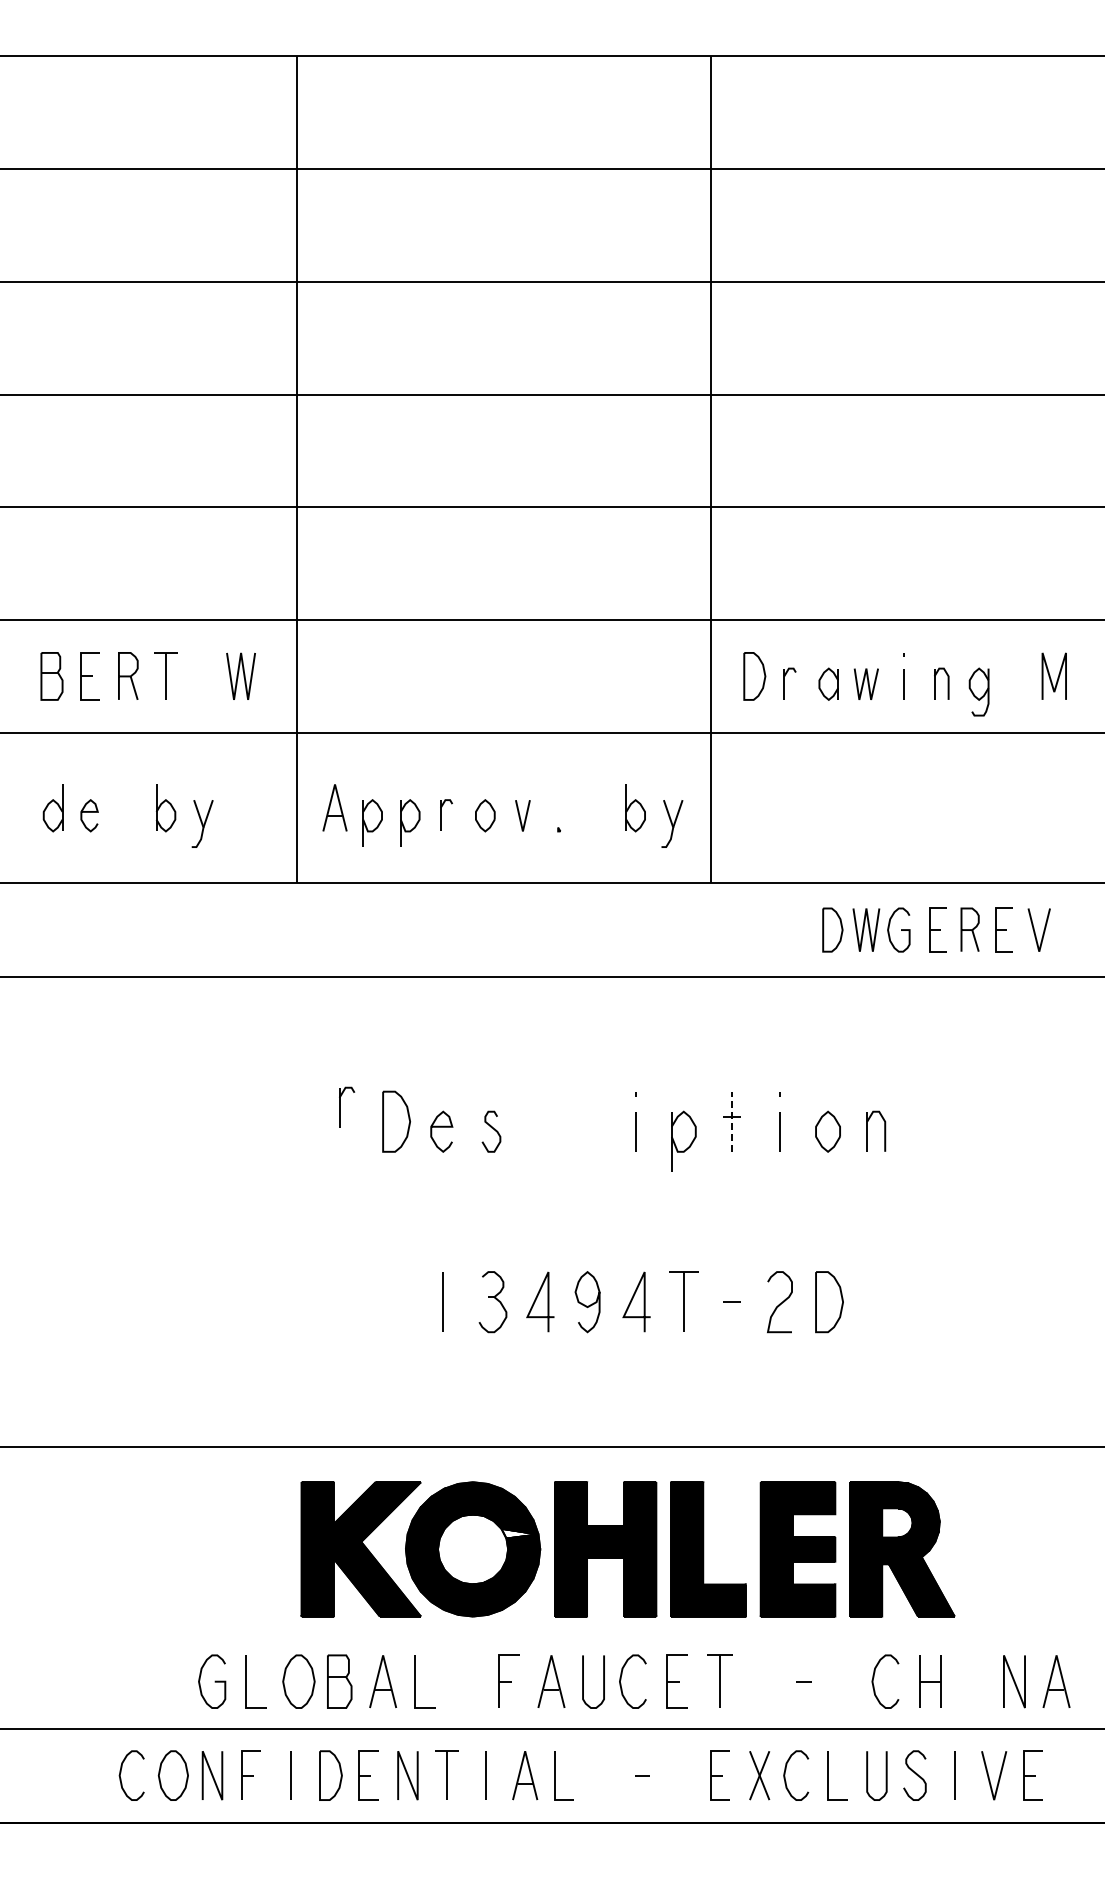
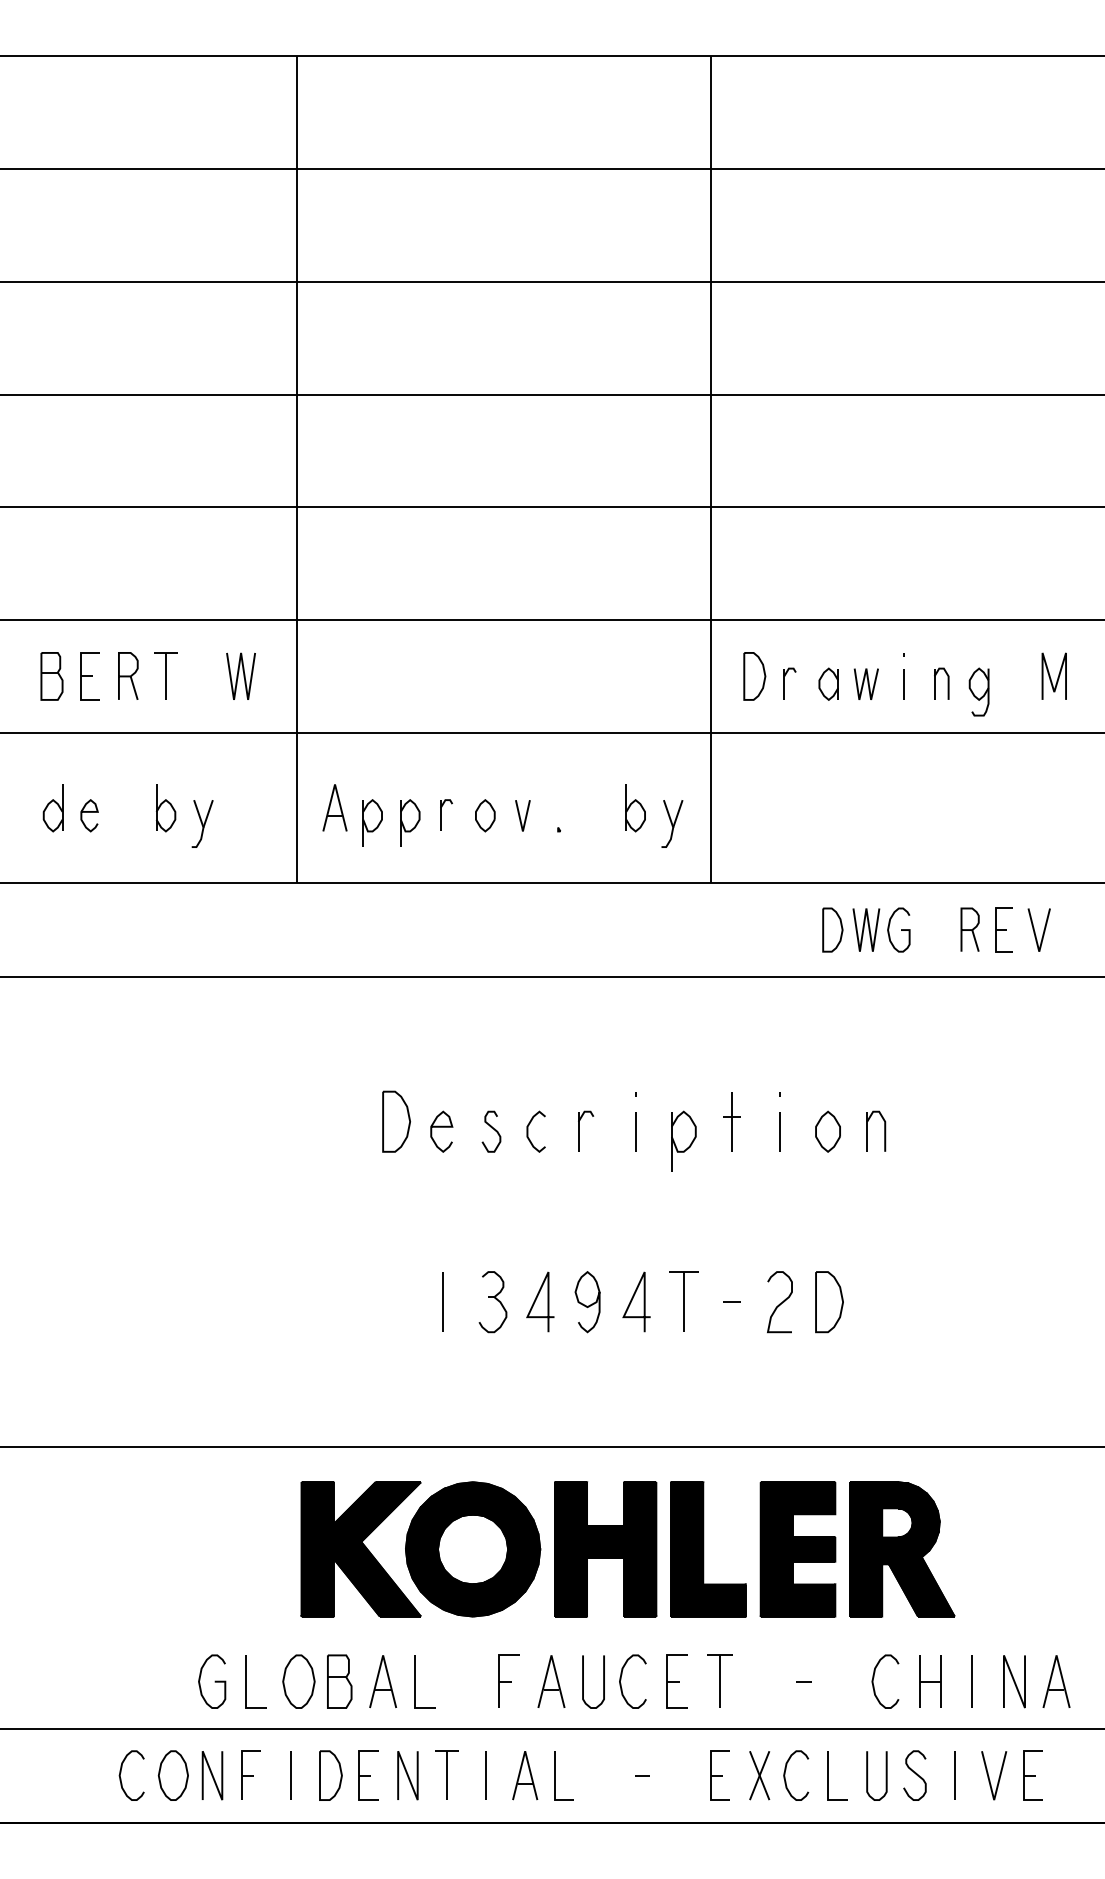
part: present -> none (937, 929)
part position: (340, 1106) -> (579, 1130) (579, 1130)
line: dashed -> solid (731, 1121)
curve: none -> present (528, 1131)
fill: none -> present (519, 1533)
line: none -> present (971, 1681)
